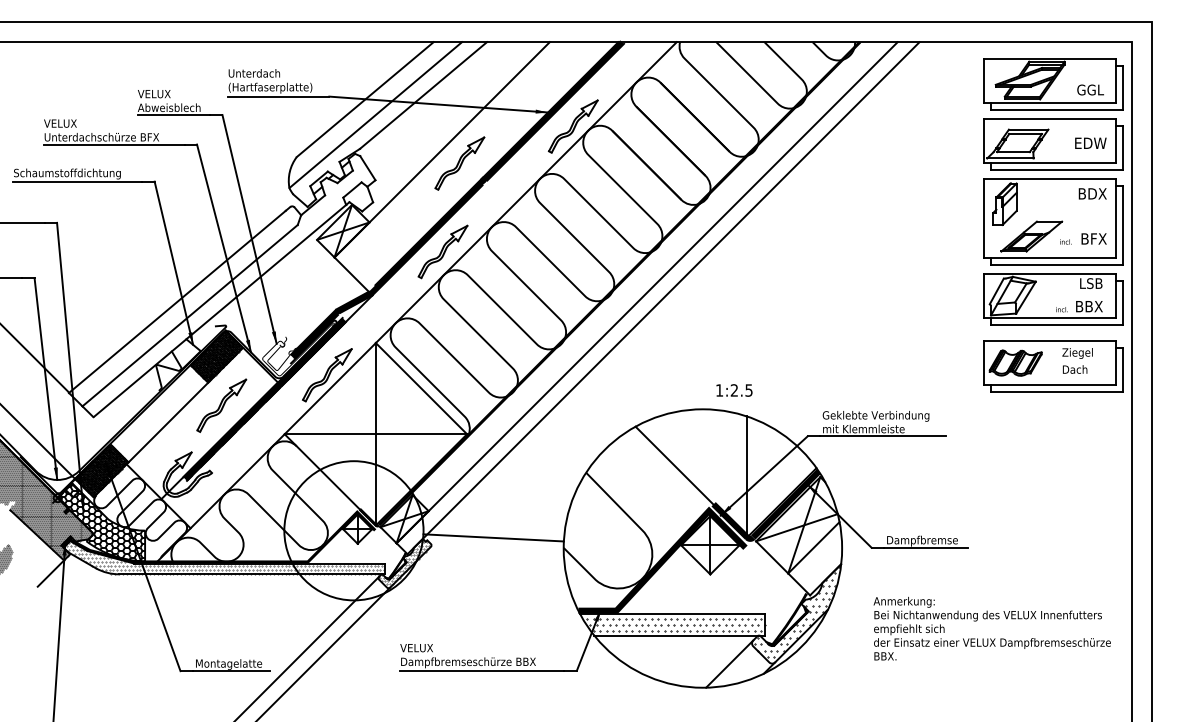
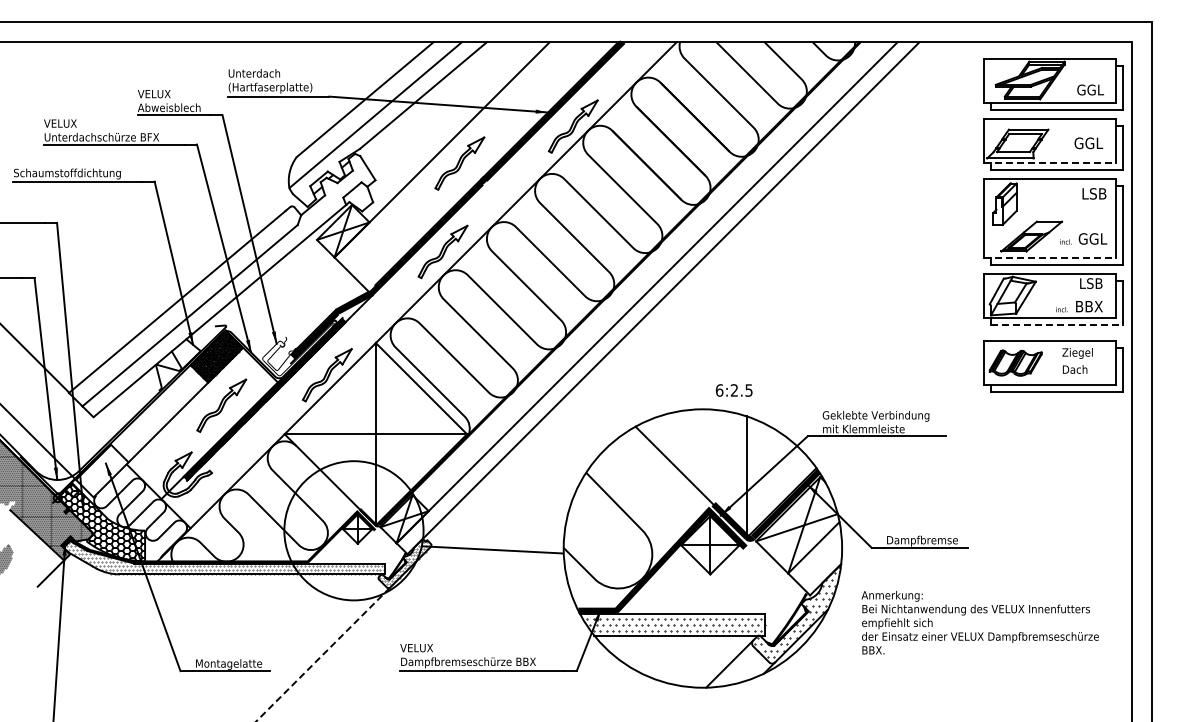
text: EDW -> GGL (1090, 143)
line: solid -> dashed (1049, 163)
text: BDX -> LSB (1092, 193)
text: BFX -> GGL (1092, 238)
line: solid -> dashed (1049, 258)
line: solid -> dashed (1056, 325)
text: 1:2.5 -> 6:2.5 (719, 390)
hatch: present -> none (101, 470)
line position: (493, 537) -> (492, 549) (492, 549)
text position: (991, 628) -> (979, 622) (979, 622)
line: present -> none (308, 647)
line: solid -> dashed (322, 654)
